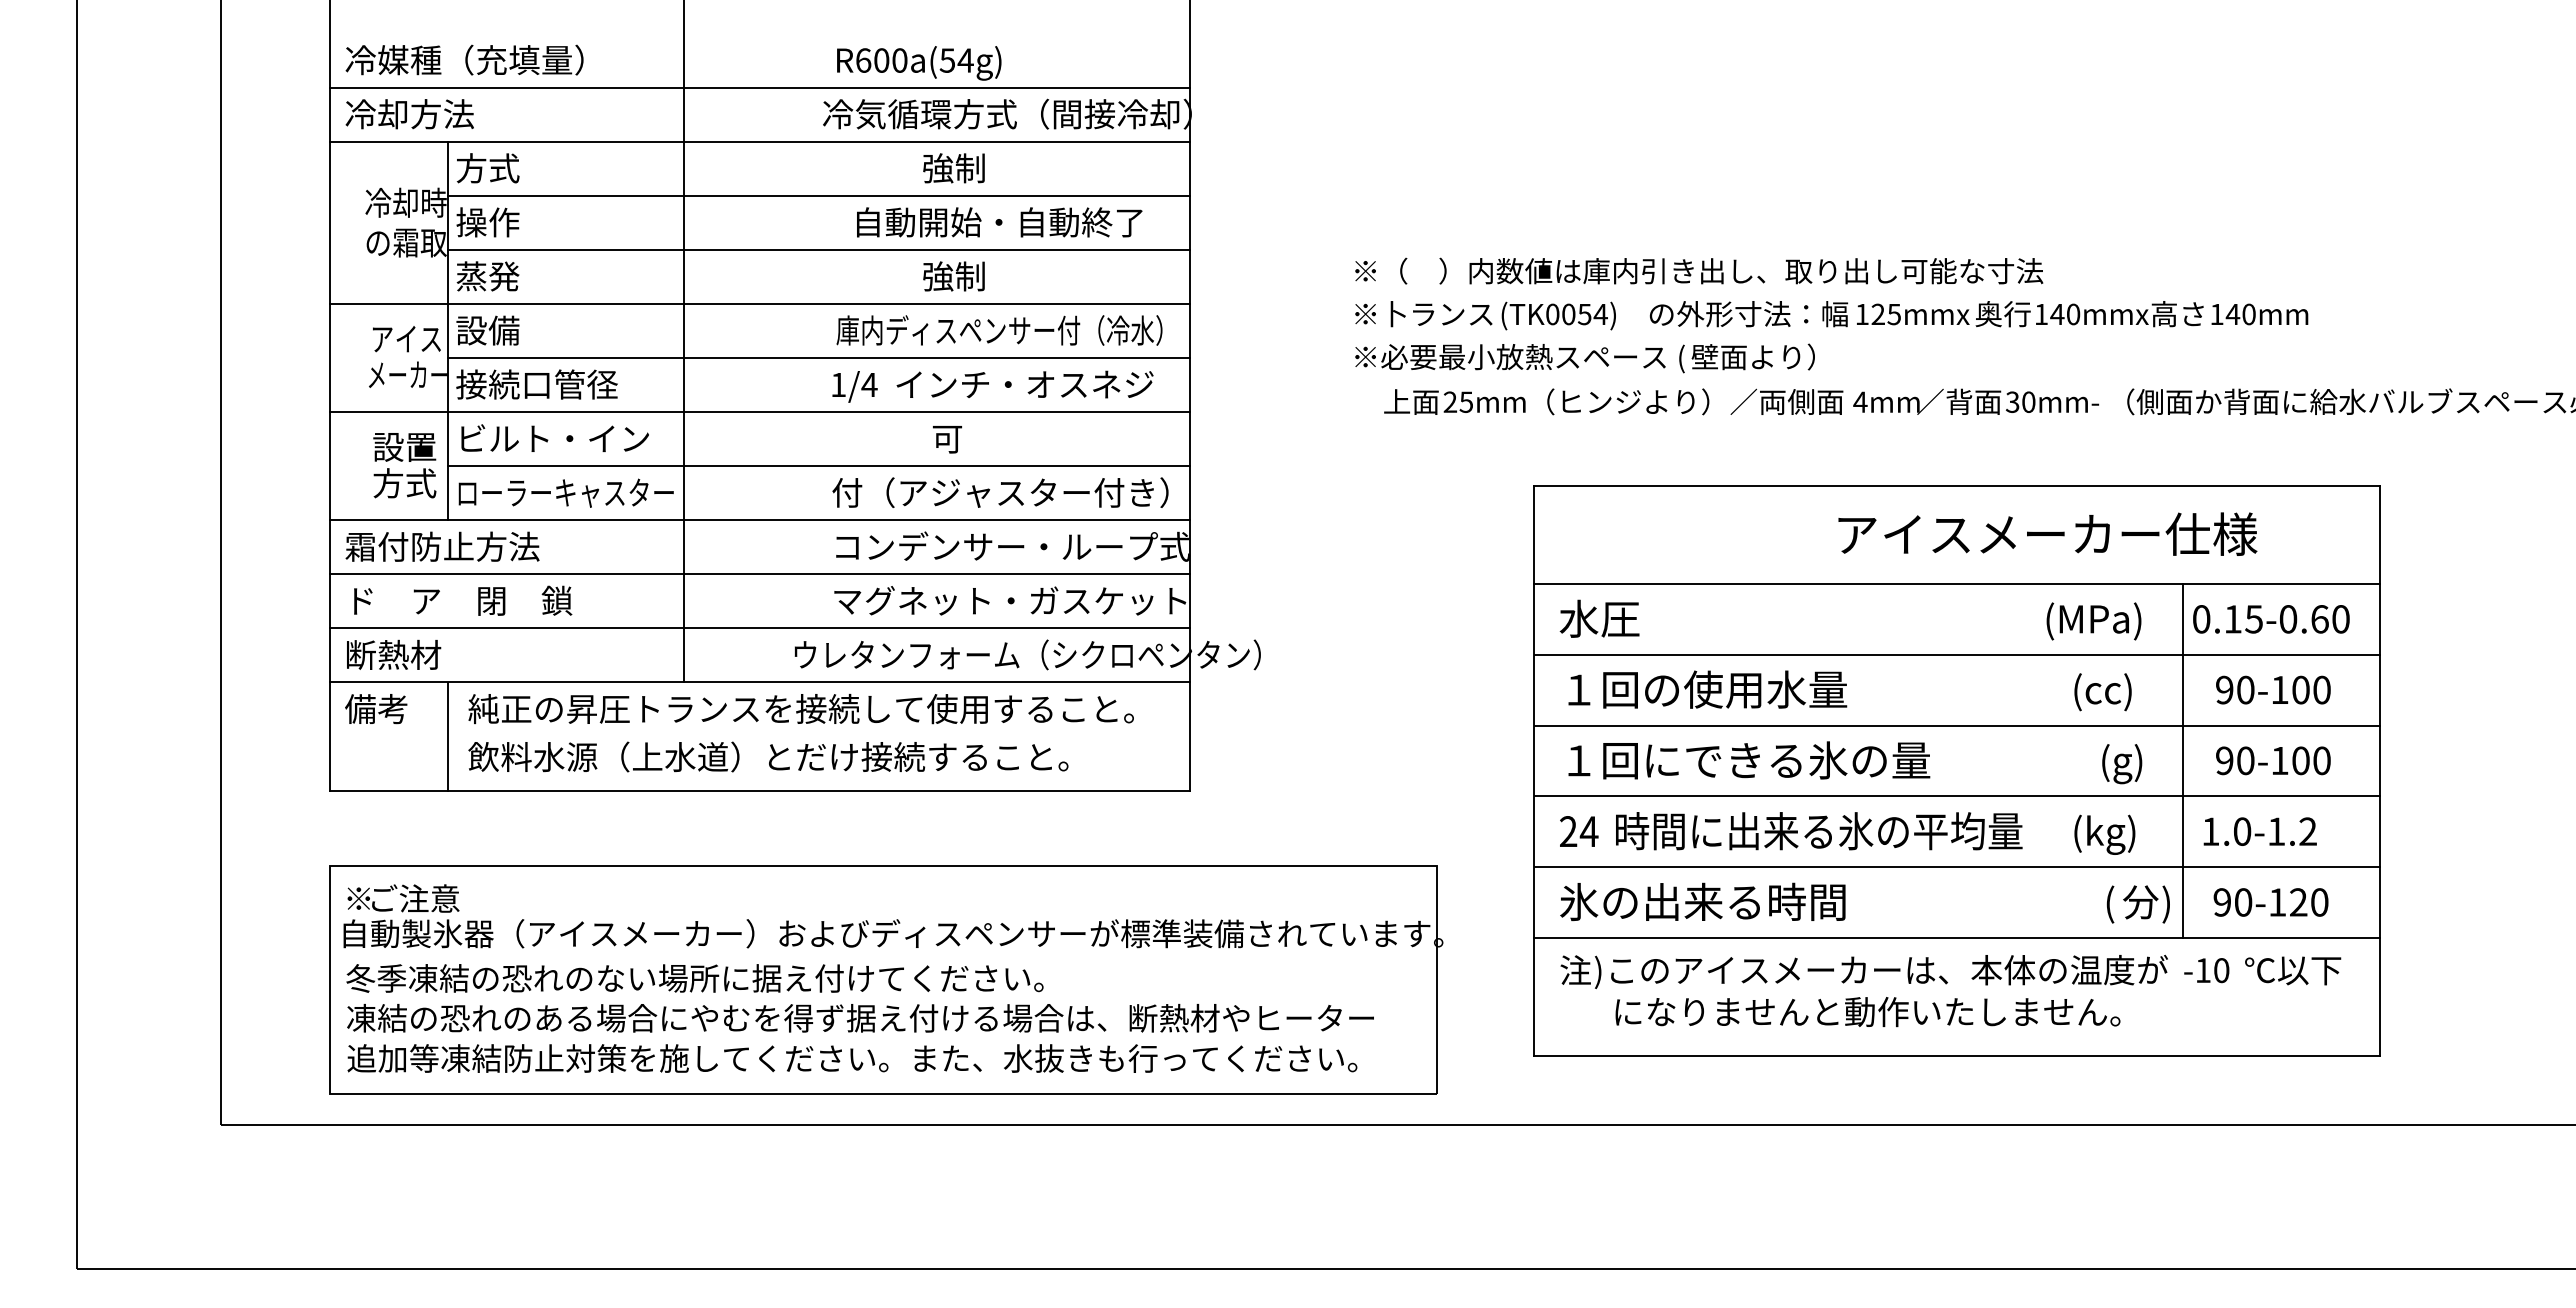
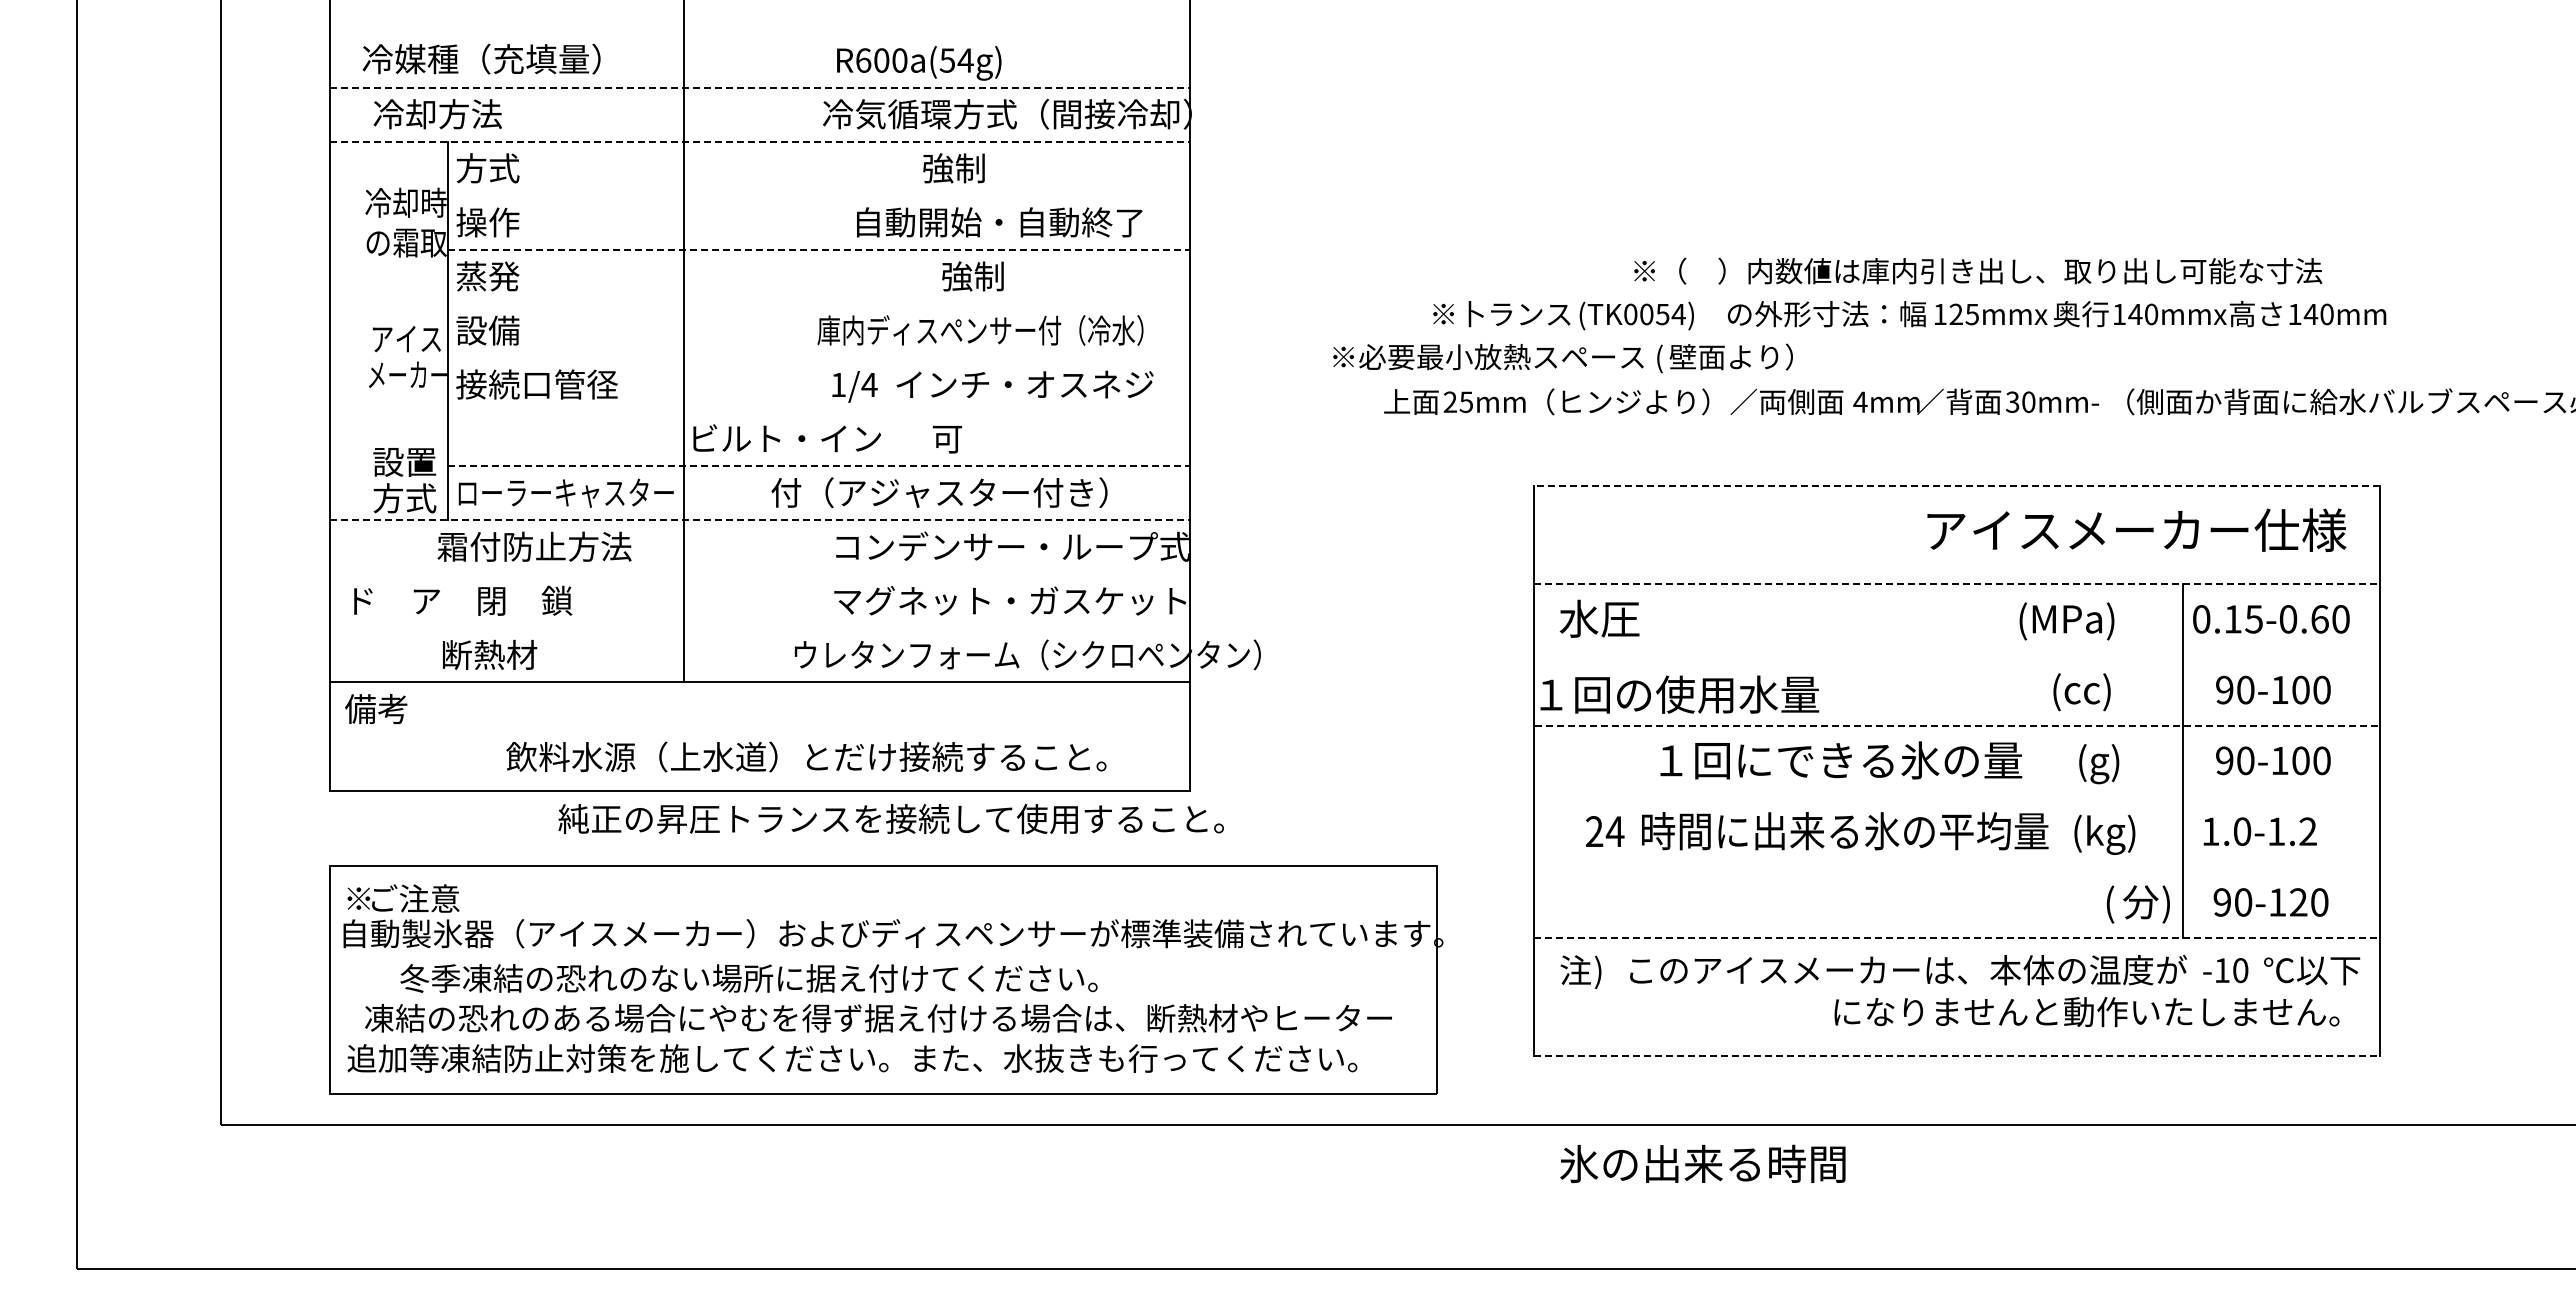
text position: (464, 59) -> (481, 58) (481, 58)
line: solid -> dashed (760, 87)
text position: (409, 114) -> (437, 114) (437, 114)
line: solid -> dashed (760, 141)
line: present -> none (818, 195)
line: solid -> dashed (819, 249)
text position: (1699, 270) -> (1978, 270) (1978, 270)
text position: (953, 276) -> (972, 276) (972, 276)
line: present -> none (759, 303)
text position: (1831, 315) -> (1909, 315) (1909, 315)
text position: (999, 330) -> (980, 330) (980, 330)
line: present -> none (818, 357)
text position: (1584, 358) -> (1562, 358) (1562, 358)
line: present -> none (759, 412)
text position: (554, 437) -> (786, 437) (786, 437)
text position: (404, 465) -> (404, 480) (404, 480)
line: solid -> dashed (819, 466)
line: solid -> dashed (1957, 485)
text position: (1000, 492) -> (939, 492) (939, 492)
line: solid -> dashed (760, 520)
text position: (2047, 533) -> (2136, 529) (2136, 529)
text position: (442, 546) -> (534, 546) (534, 546)
line: present -> none (759, 574)
line: solid -> dashed (1957, 583)
text position: (2093, 621) -> (2066, 621) (2066, 621)
line: present -> none (759, 628)
text position: (394, 654) -> (490, 654) (490, 654)
line: present -> none (1956, 654)
text position: (1707, 689) -> (1679, 694) (1679, 694)
text position: (2102, 692) -> (2081, 692) (2081, 692)
text position: (800, 709) -> (890, 819) (890, 819)
line: solid -> dashed (1957, 725)
line: present -> none (447, 736)
text position: (768, 756) -> (806, 756) (806, 756)
text position: (1749, 760) -> (1841, 760) (1841, 760)
text position: (2122, 764) -> (2099, 764) (2099, 764)
line: present -> none (1956, 796)
text position: (1791, 831) -> (1817, 831) (1817, 831)
line: present -> none (1956, 867)
text position: (1702, 901) -> (1702, 1163) (1702, 1163)
line: solid -> dashed (1957, 937)
text position: (1976, 969) -> (1995, 969) (1995, 969)
text position: (694, 978) -> (748, 978) (748, 978)
text position: (1867, 1012) -> (2086, 1012) (2086, 1012)
text position: (860, 1018) -> (878, 1018) (878, 1018)
line: solid -> dashed (1957, 1055)
